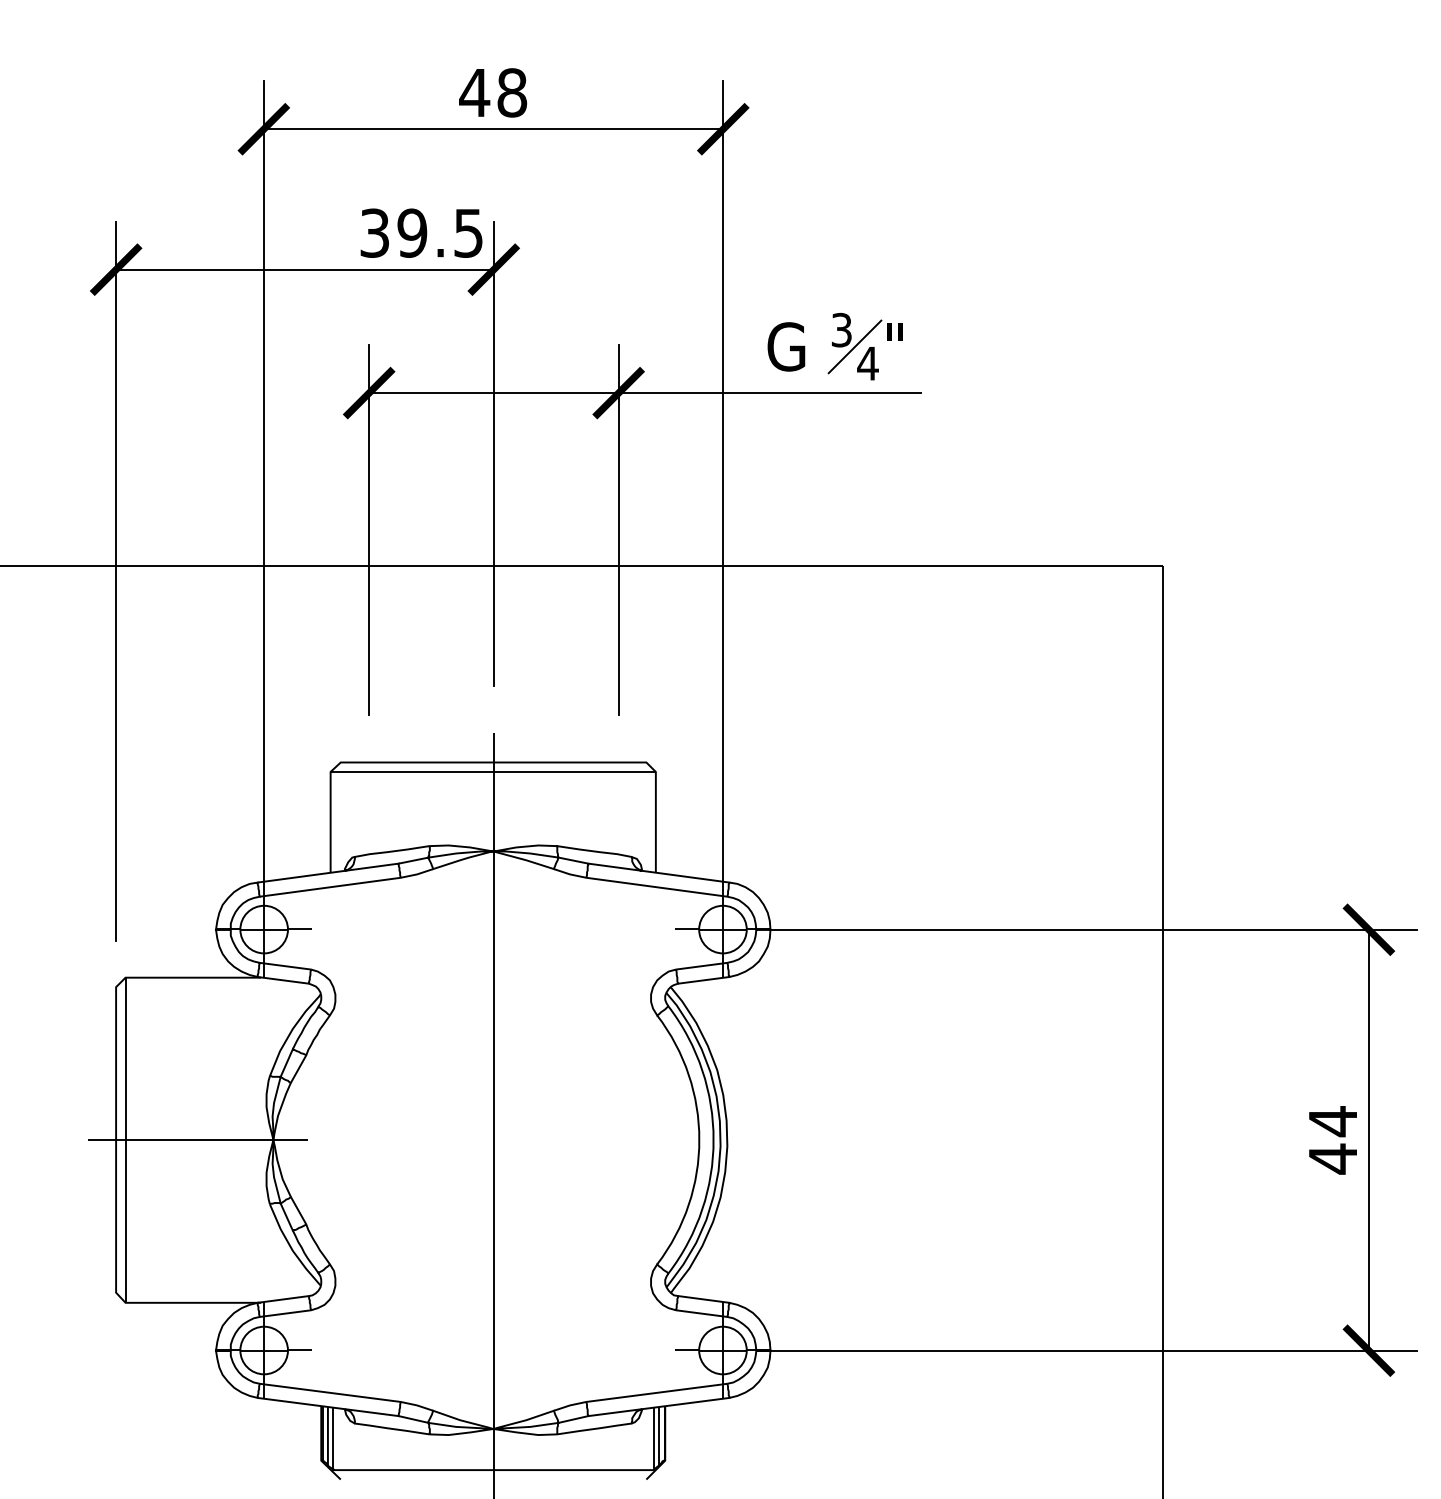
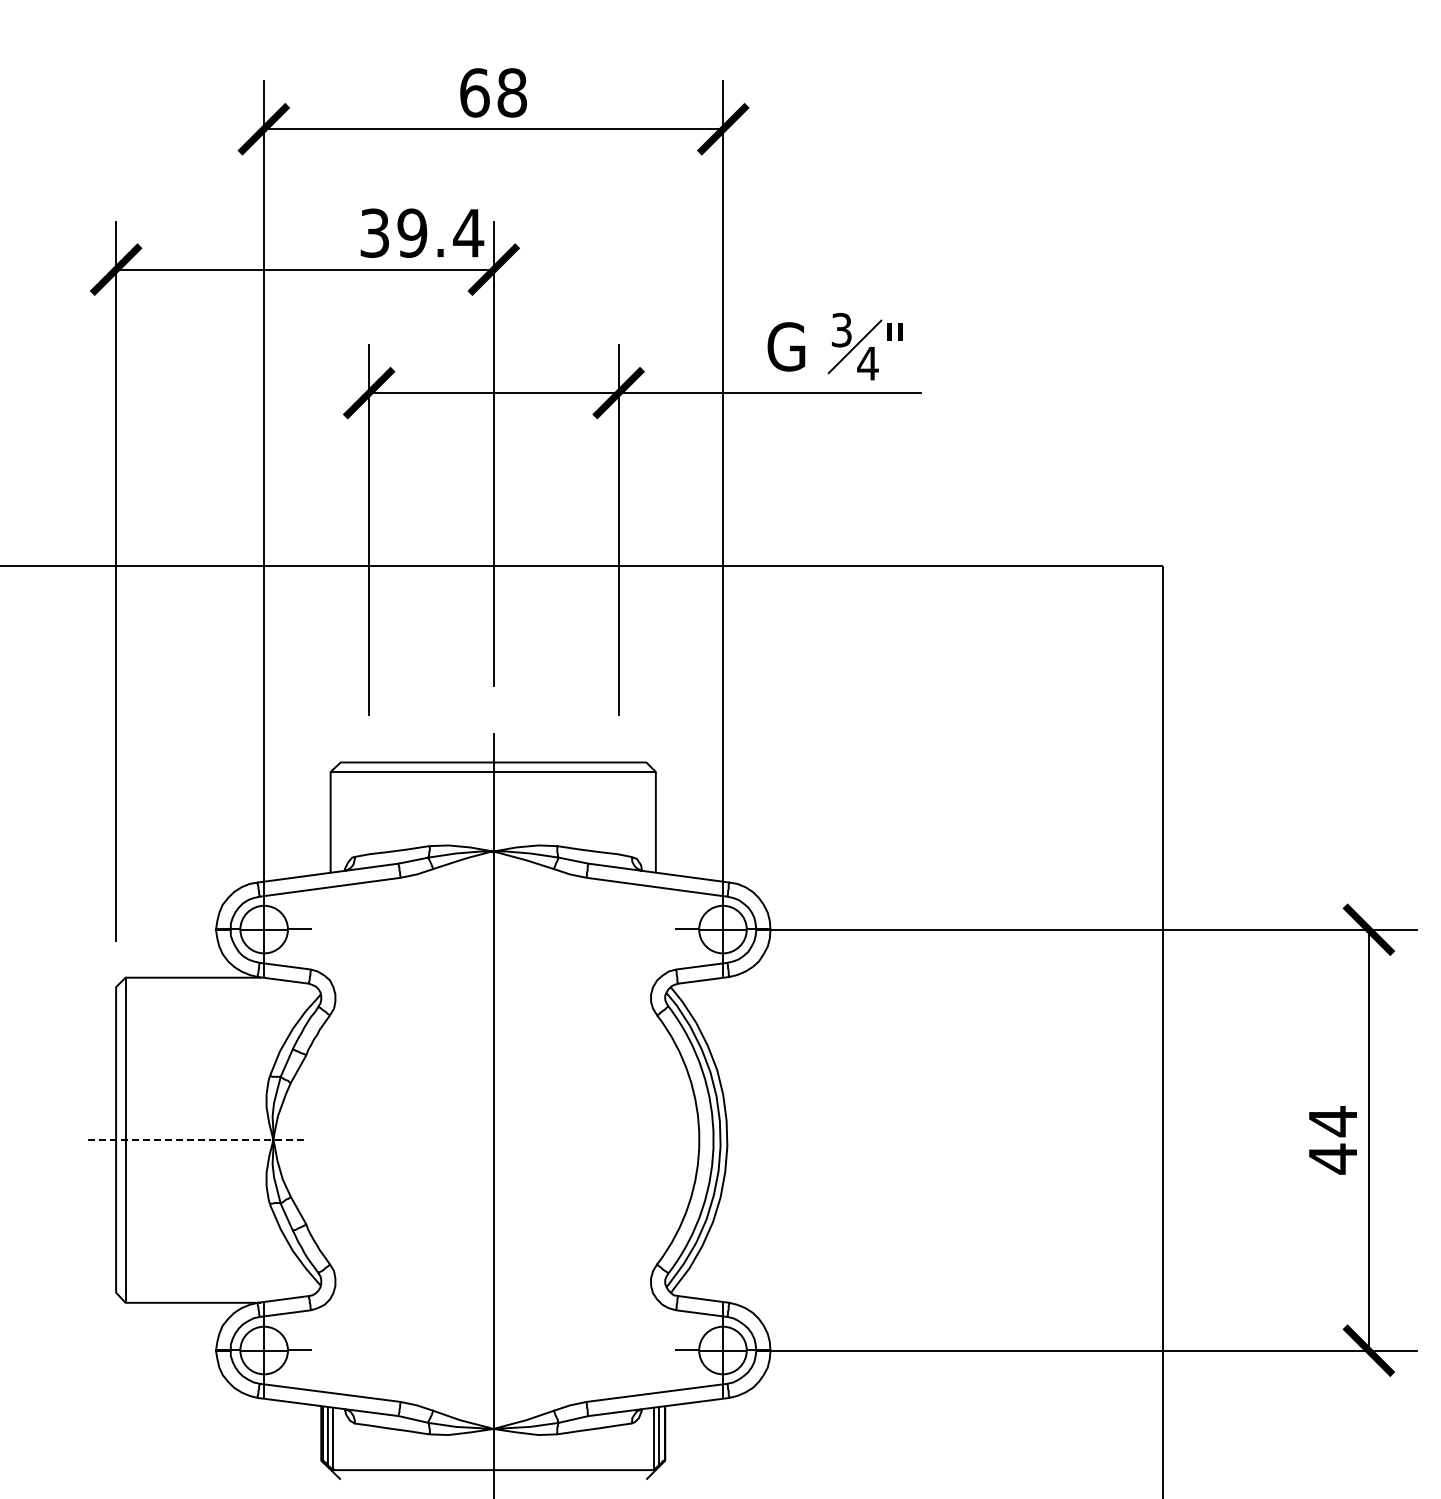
text: 48 -> 68 (474, 92)
text: 39.5 -> 39.4 (468, 233)
line: solid -> dashed (198, 1139)
